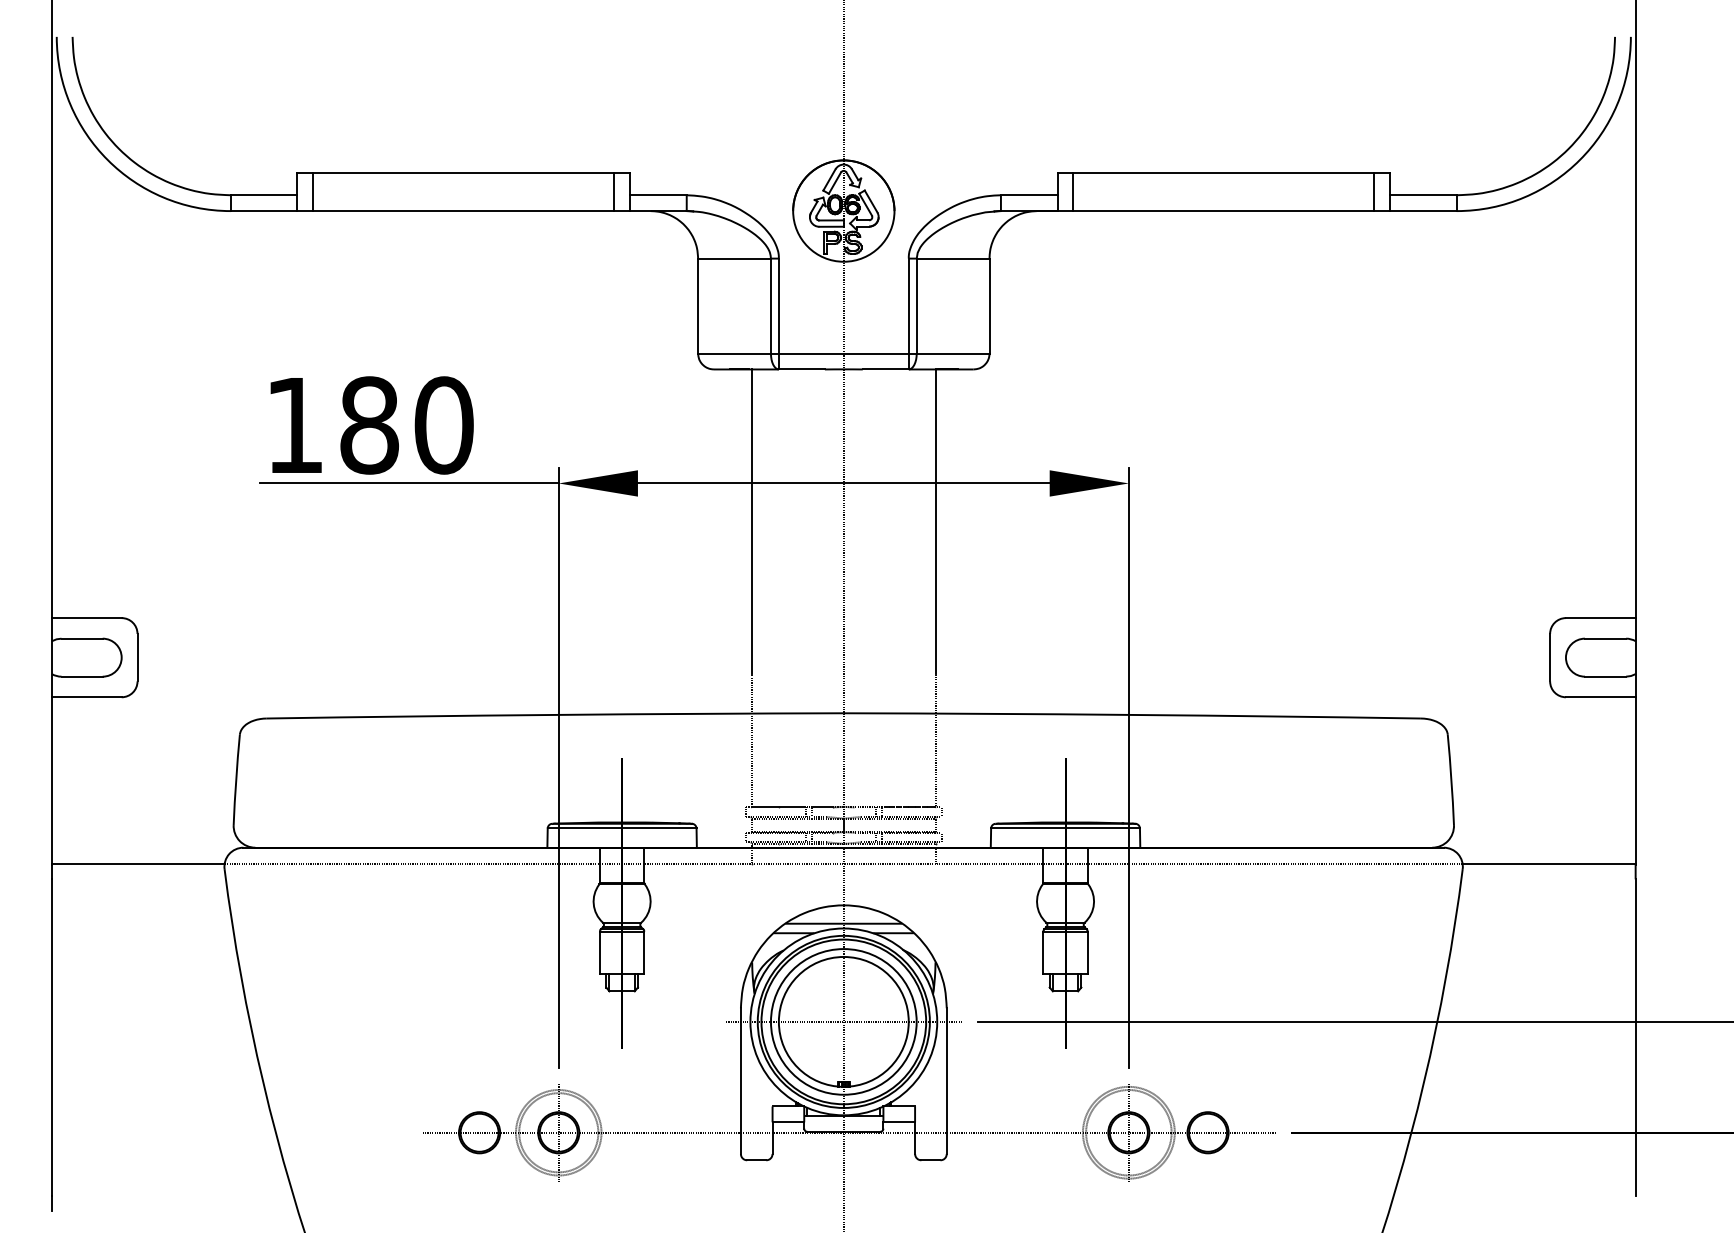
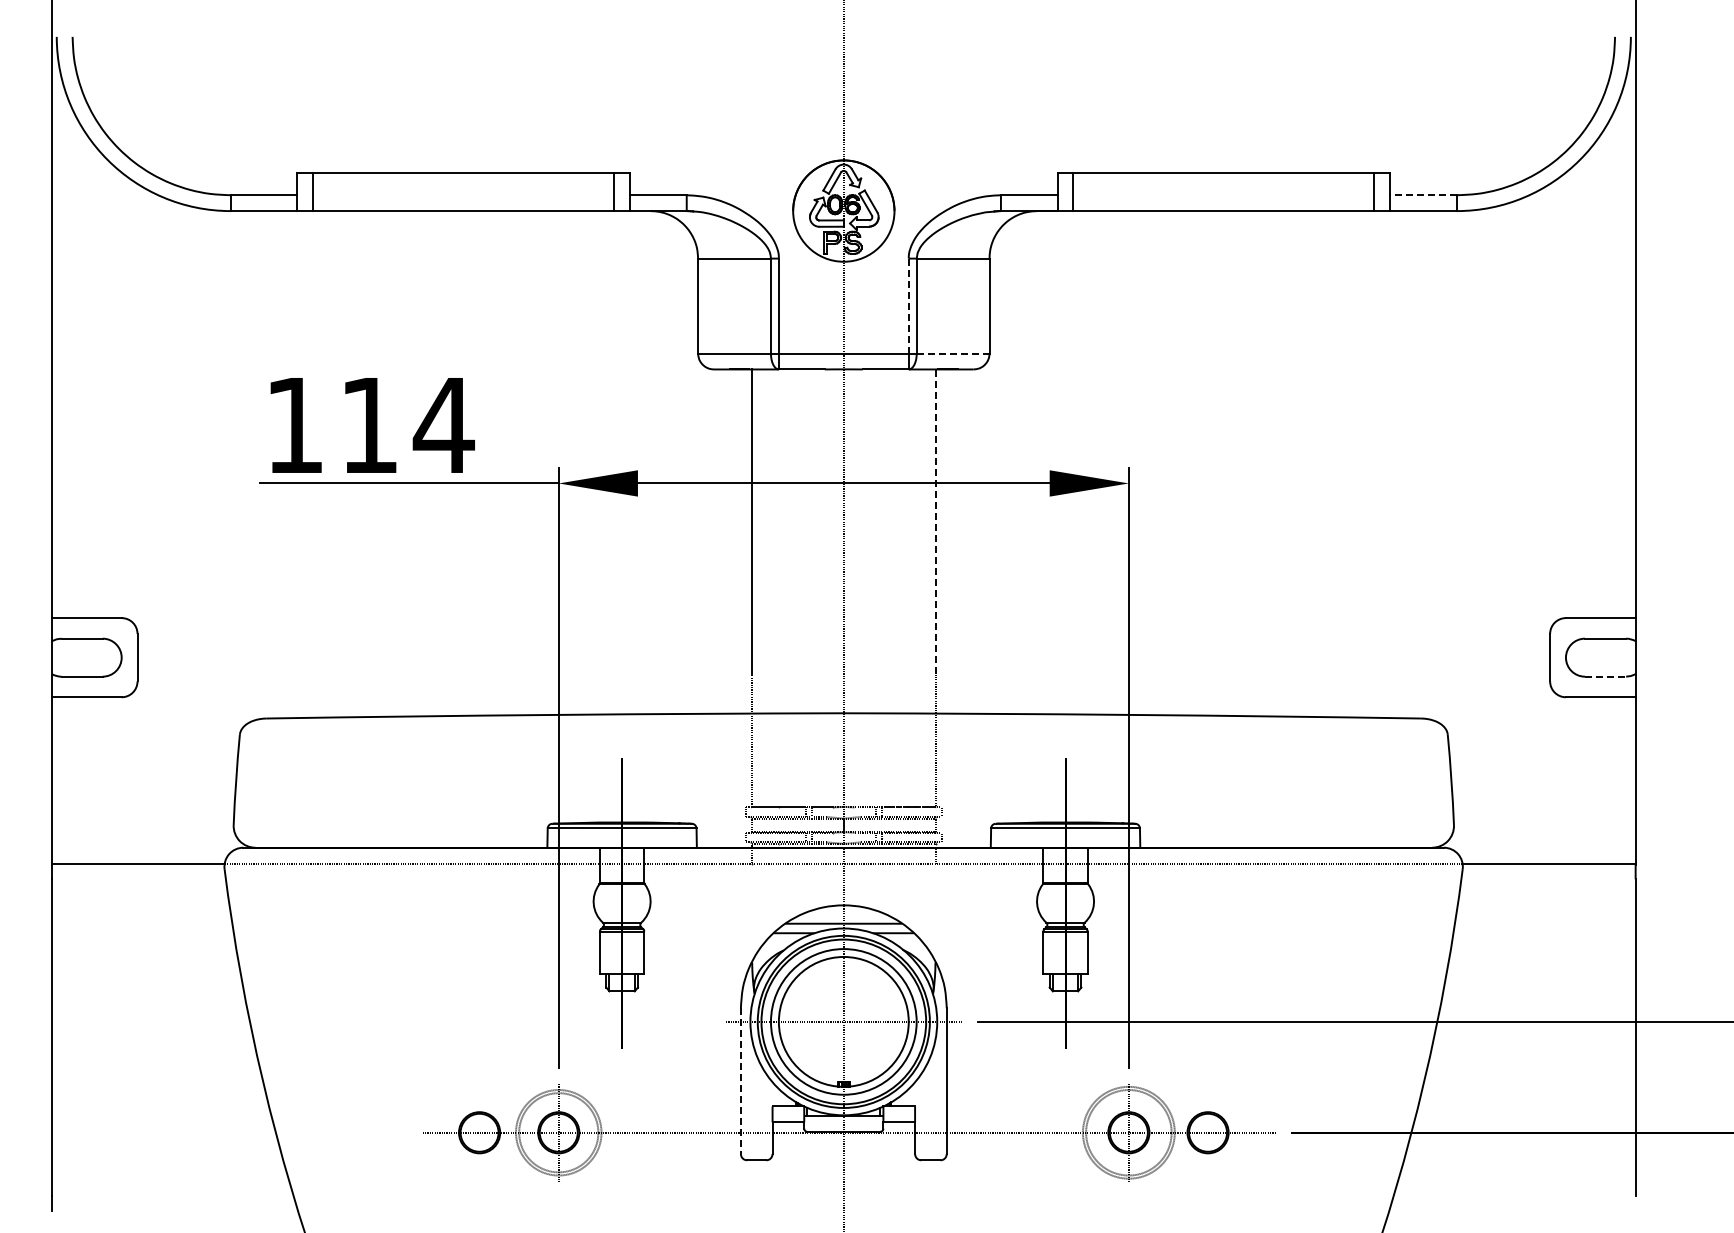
line: solid -> dashed (1422, 195)
line: solid -> dashed (908, 306)
line: solid -> dashed (952, 353)
text: 180 -> 114 (407, 425)
line: solid -> dashed (935, 521)
line: solid -> dashed (1605, 676)
line: solid -> dashed (740, 1081)
